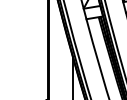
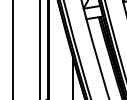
line: none -> present (13, 49)
line: none -> present (39, 49)
